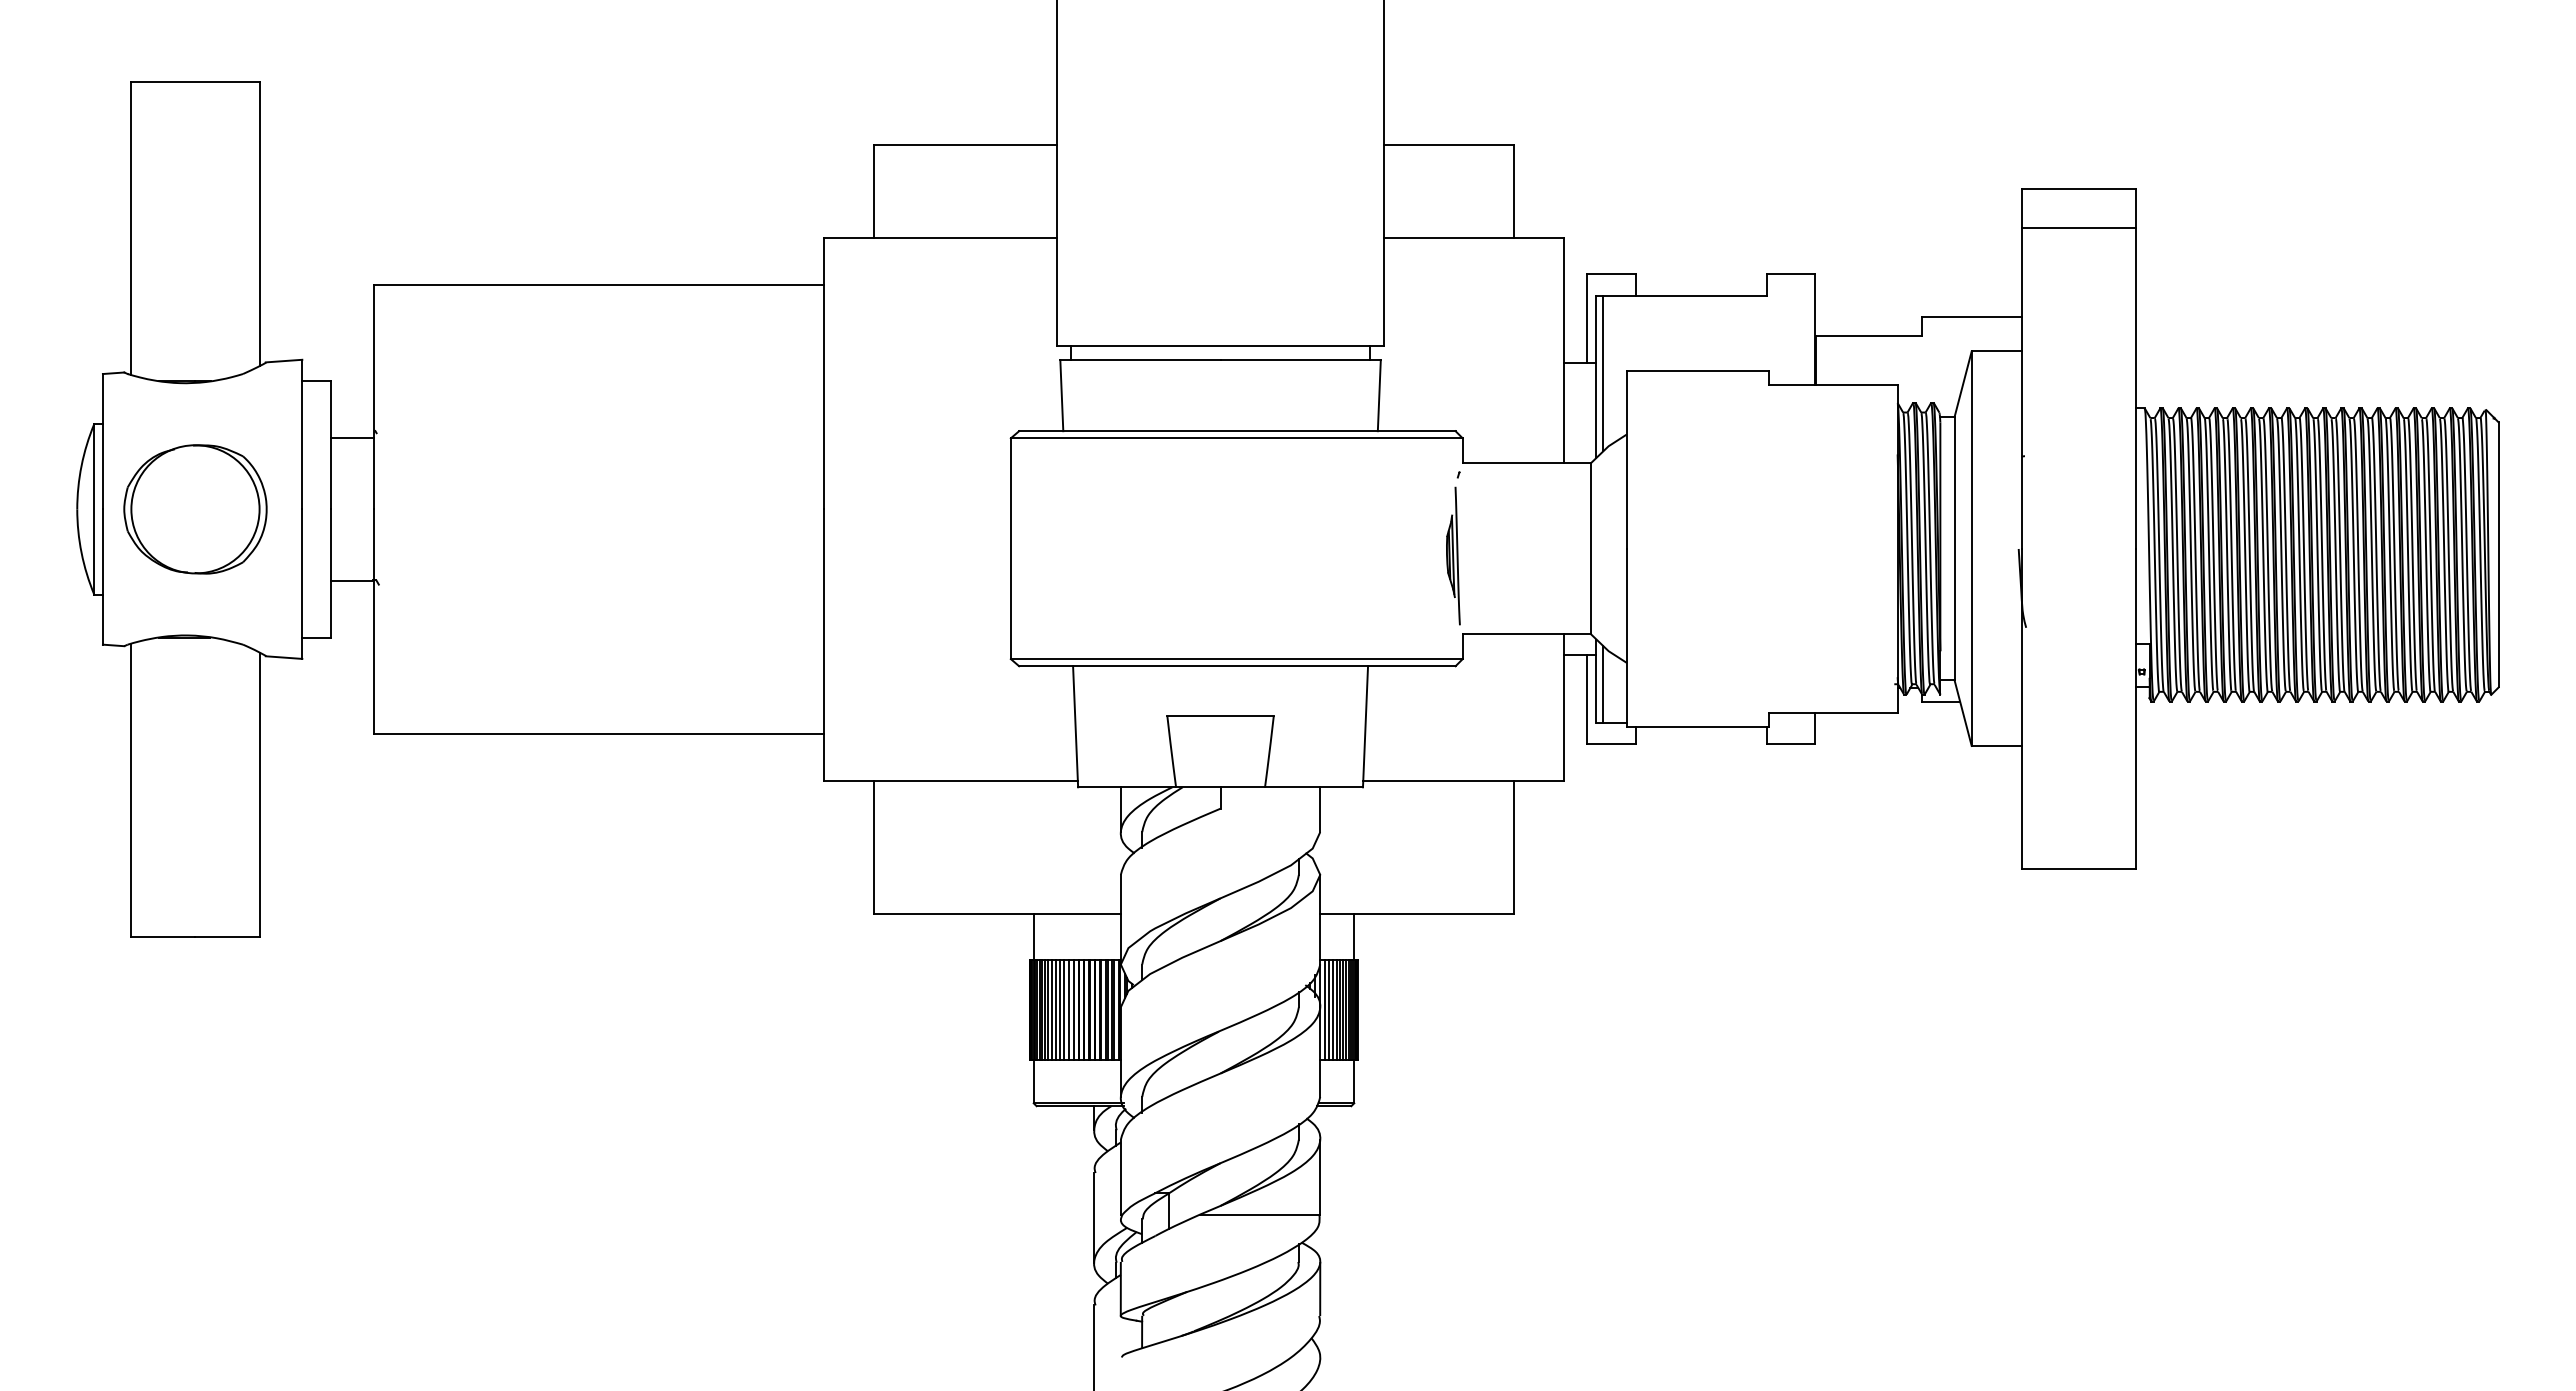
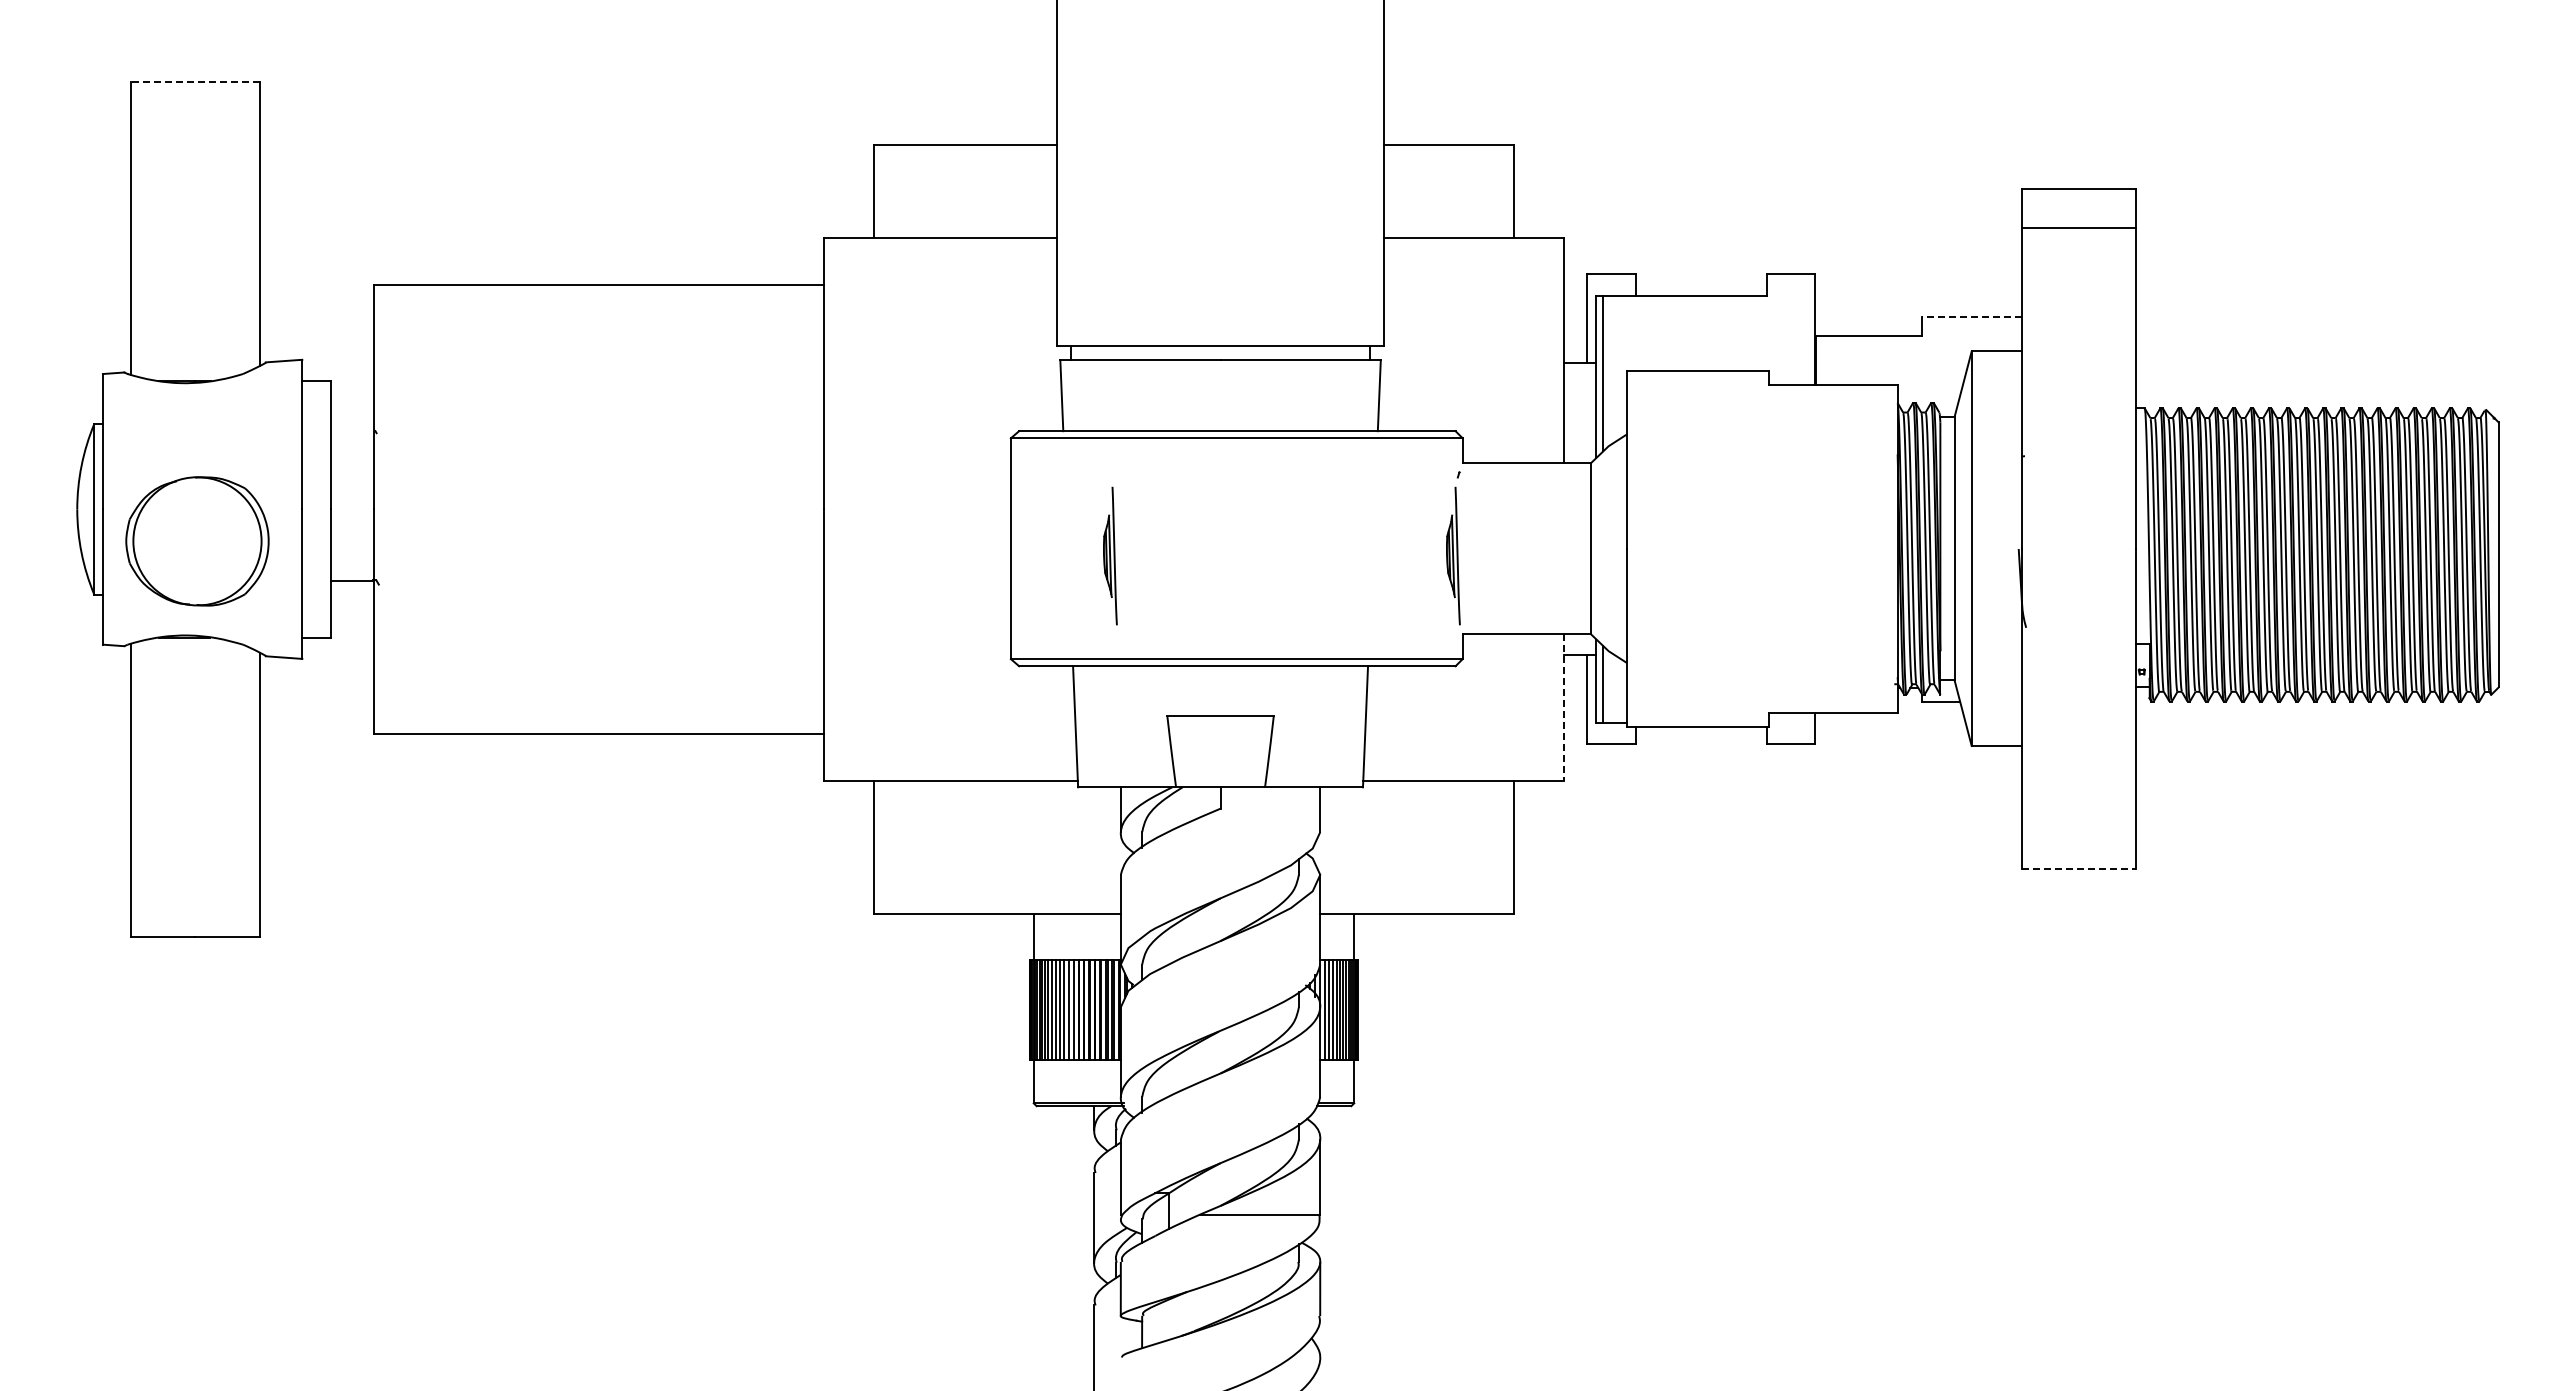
line: solid -> dashed (194, 82)
line: solid -> dashed (1971, 317)
line: present -> none (351, 438)
part position: (195, 509) -> (197, 541) (197, 541)
part: none -> present (1110, 555)
line: solid -> dashed (1564, 707)
line: solid -> dashed (2078, 869)
